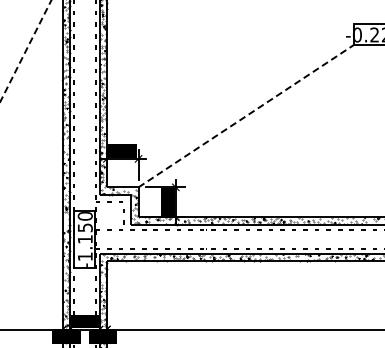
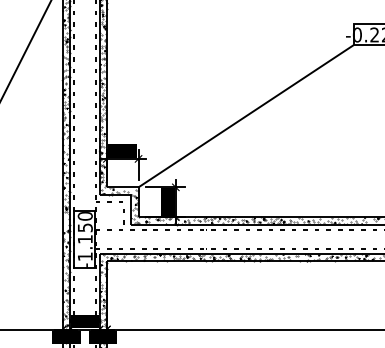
line: dashed -> solid (25, 51)
line: dashed -> solid (246, 115)
